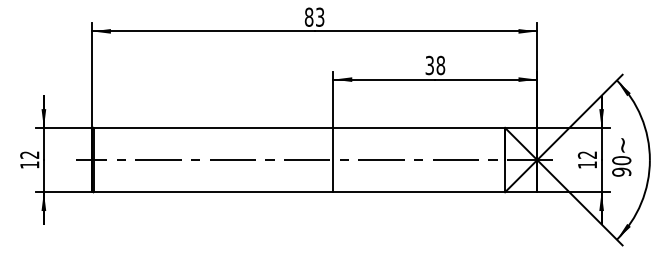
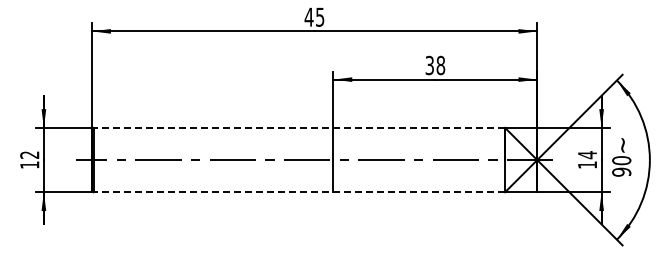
text: 83 -> 45 (314, 16)
line: solid -> dashed (299, 127)
text: 12 -> 14 (586, 155)
line: solid -> dashed (299, 192)
